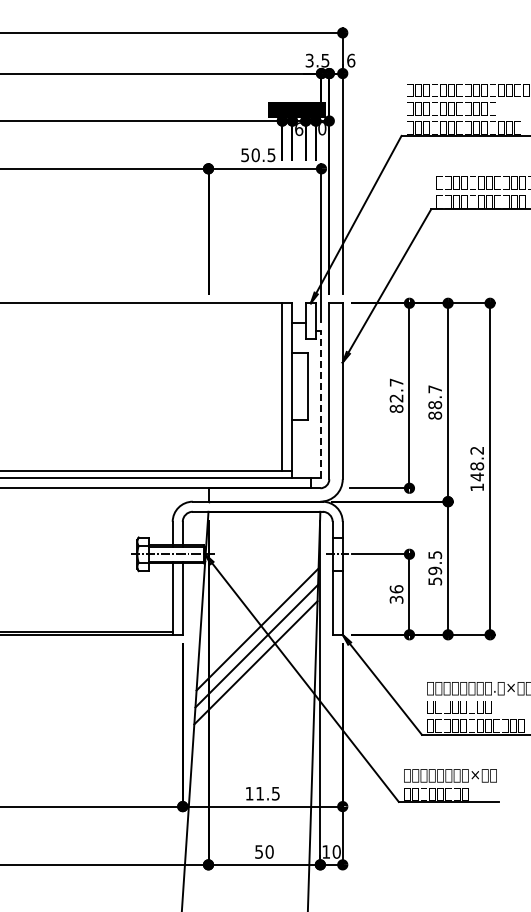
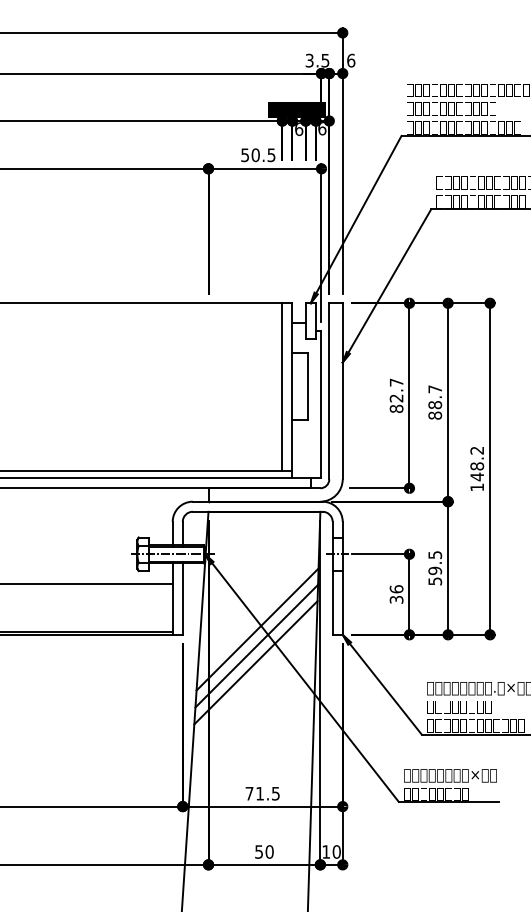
text: 0 -> 6 (322, 129)
line: dashed -> solid (321, 404)
line: none -> present (87, 584)
text: 11.5 -> 71.5 (249, 793)
